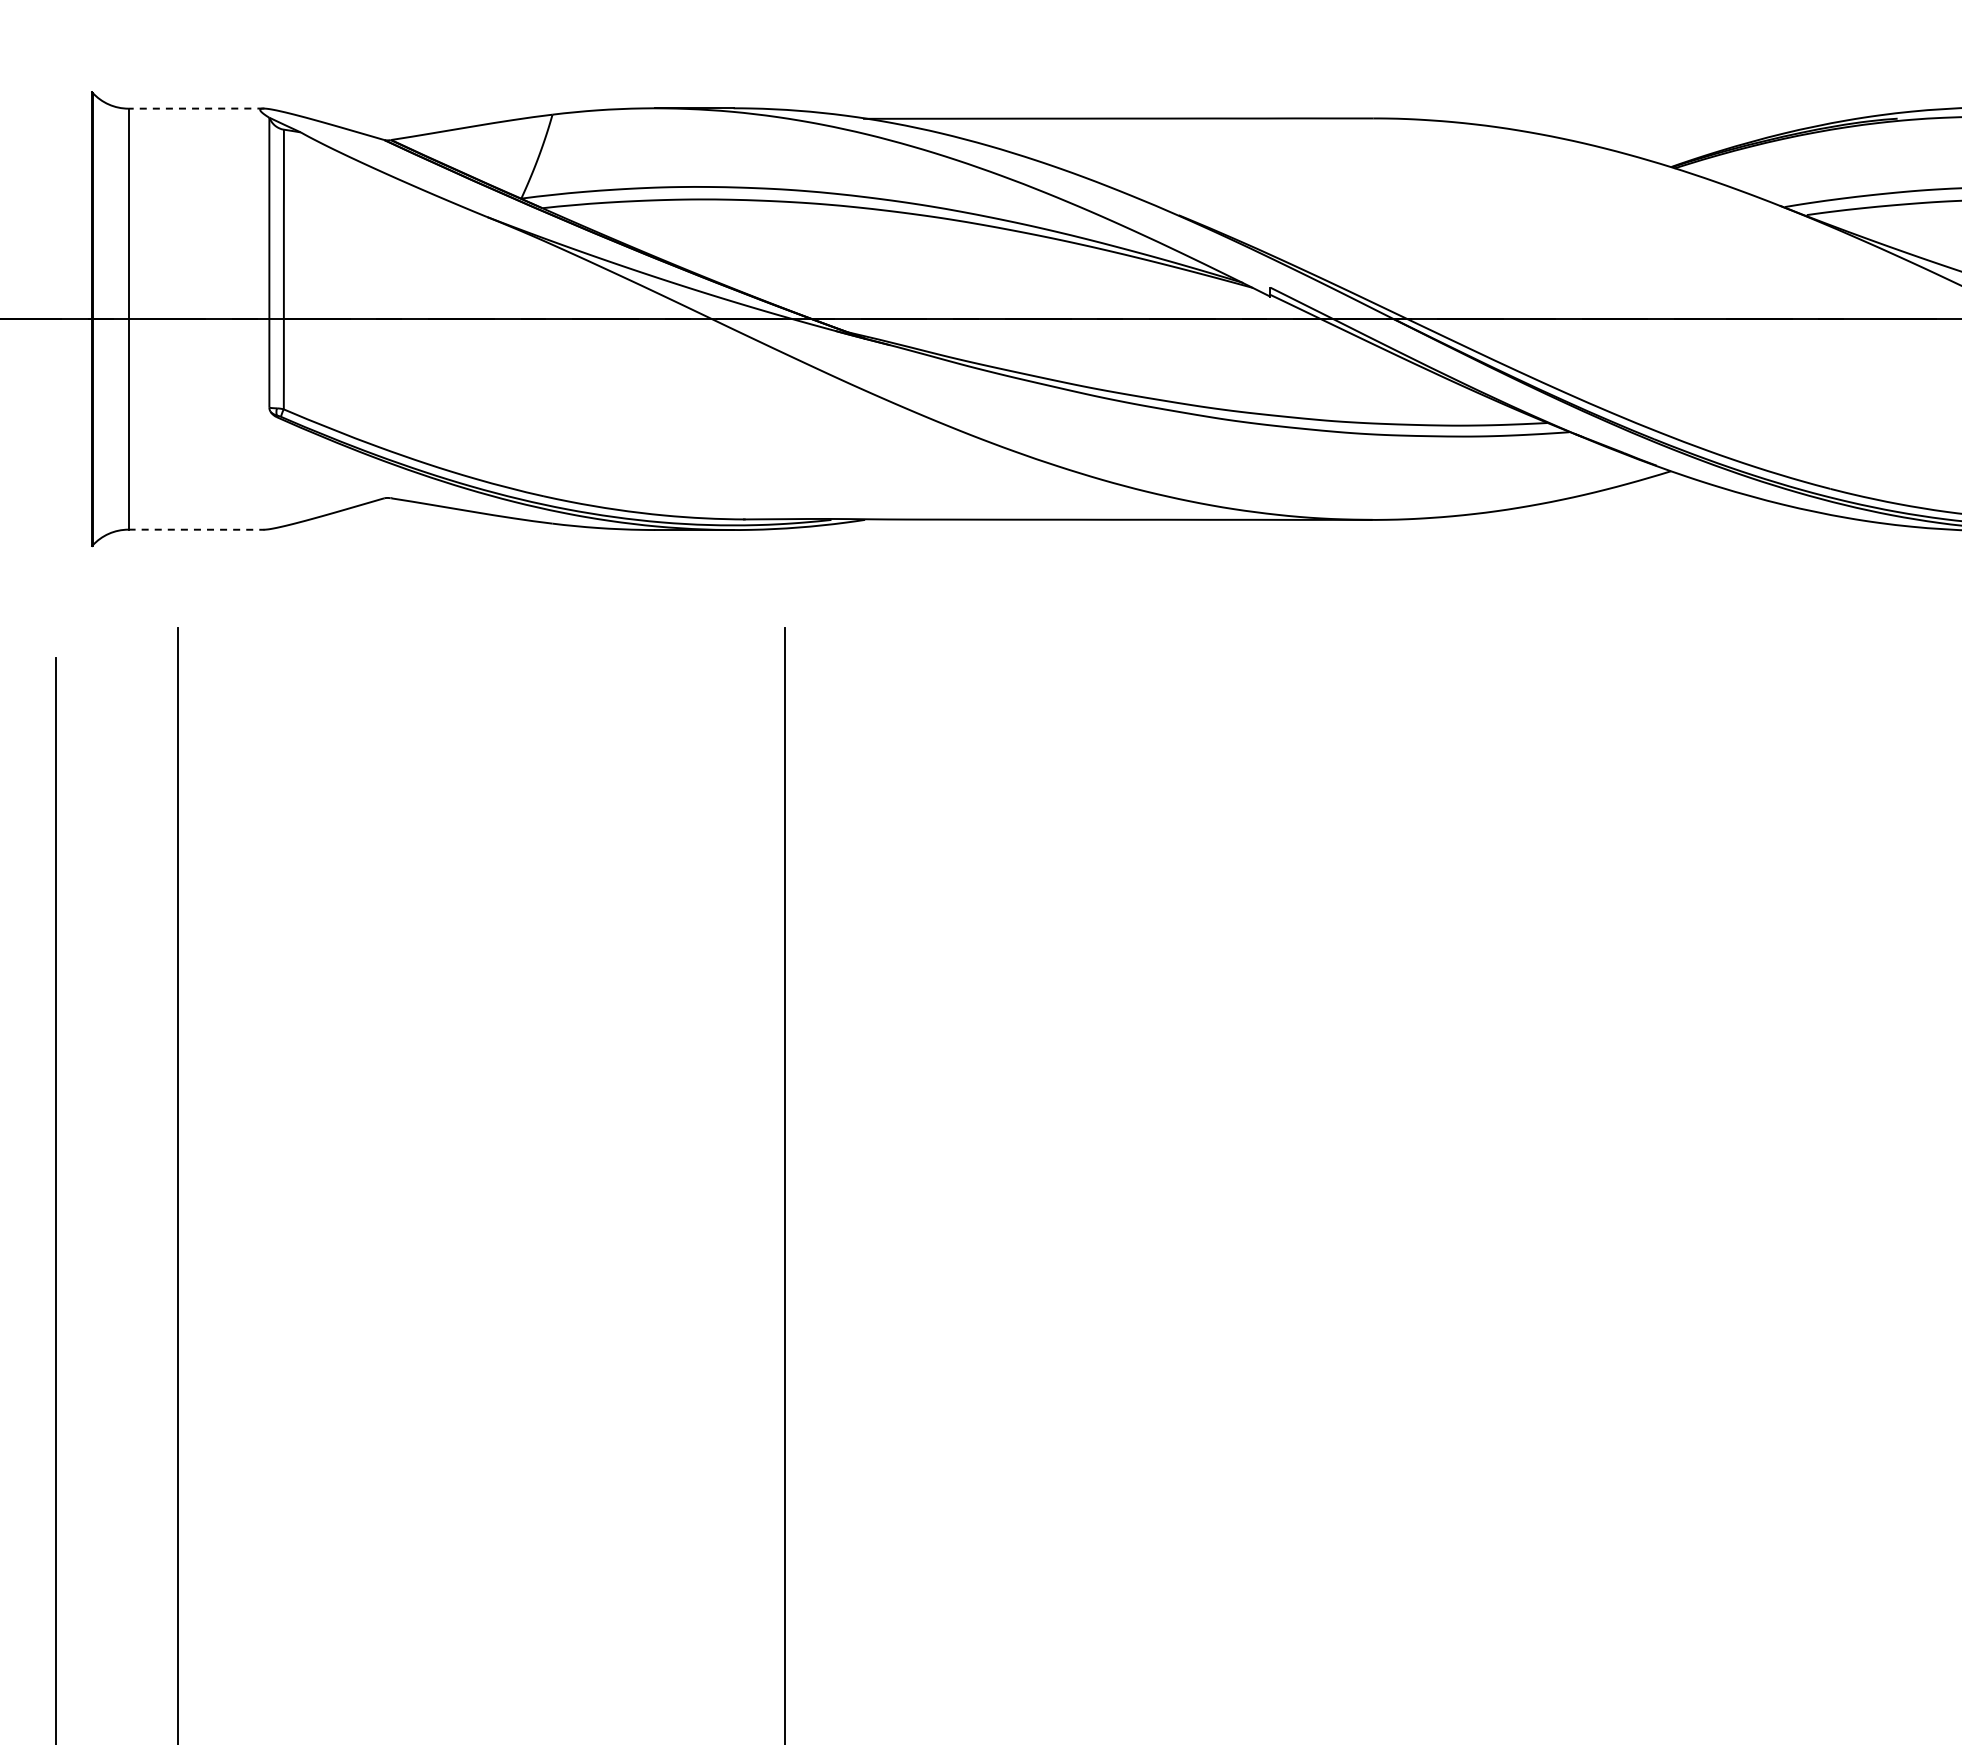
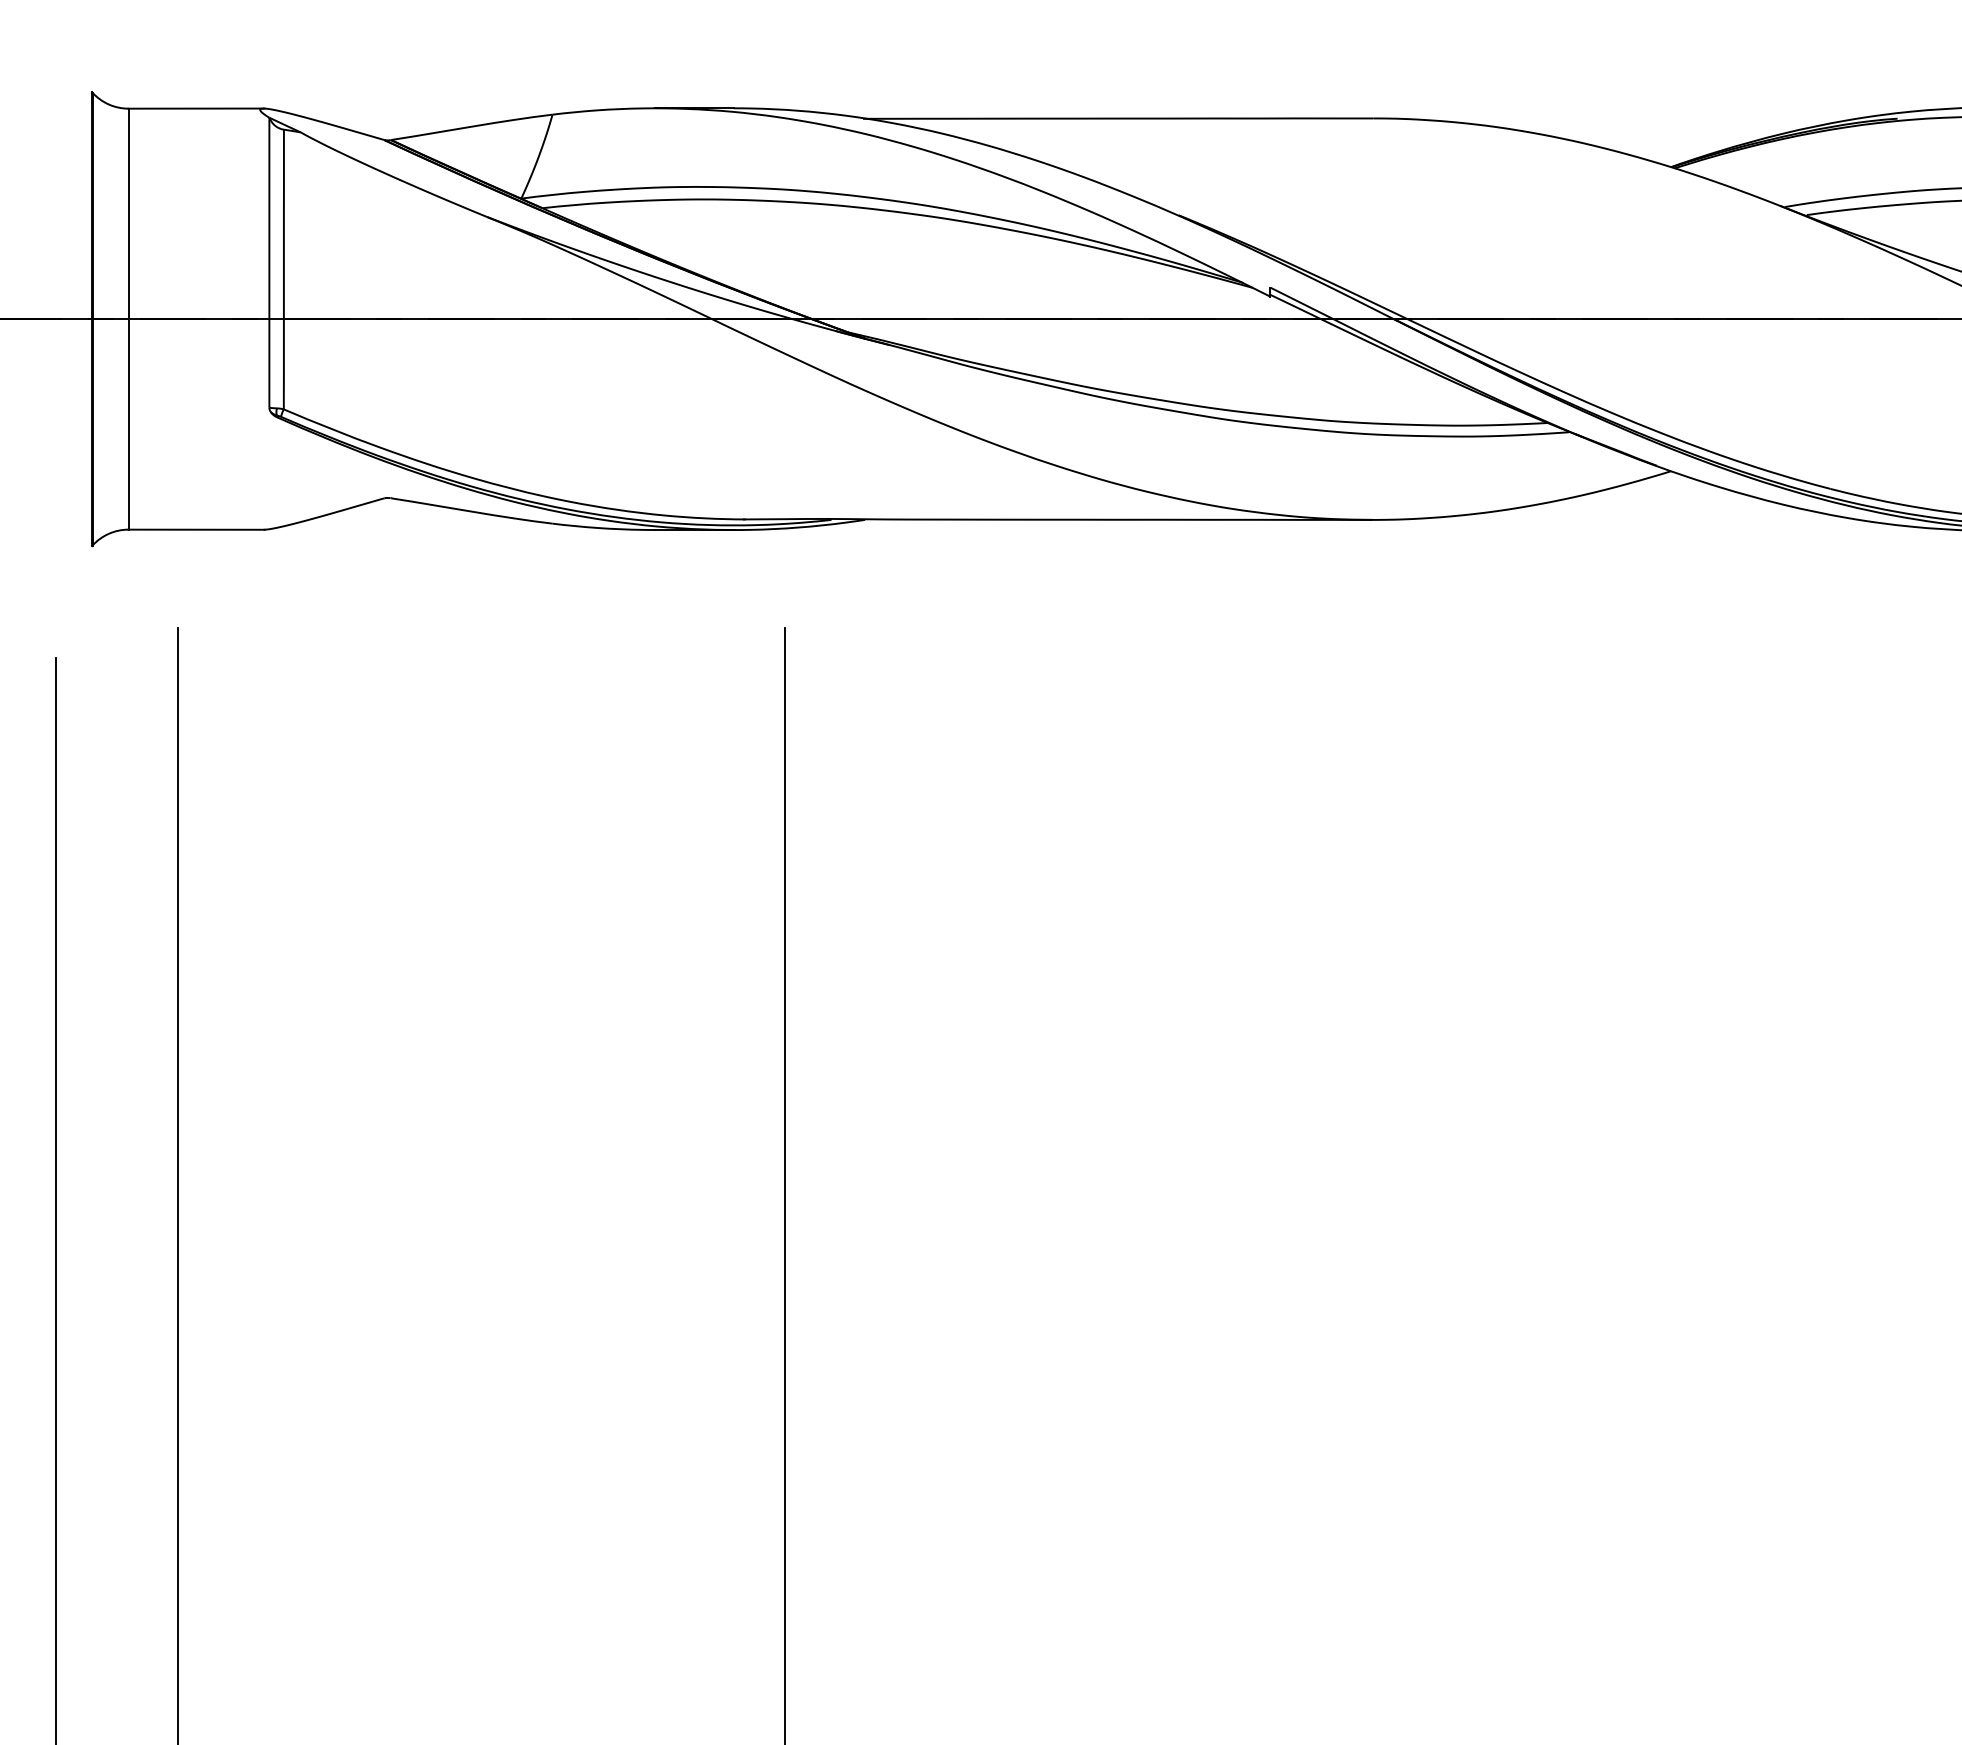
line: dashed -> solid (196, 108)
line: dashed -> solid (196, 529)
